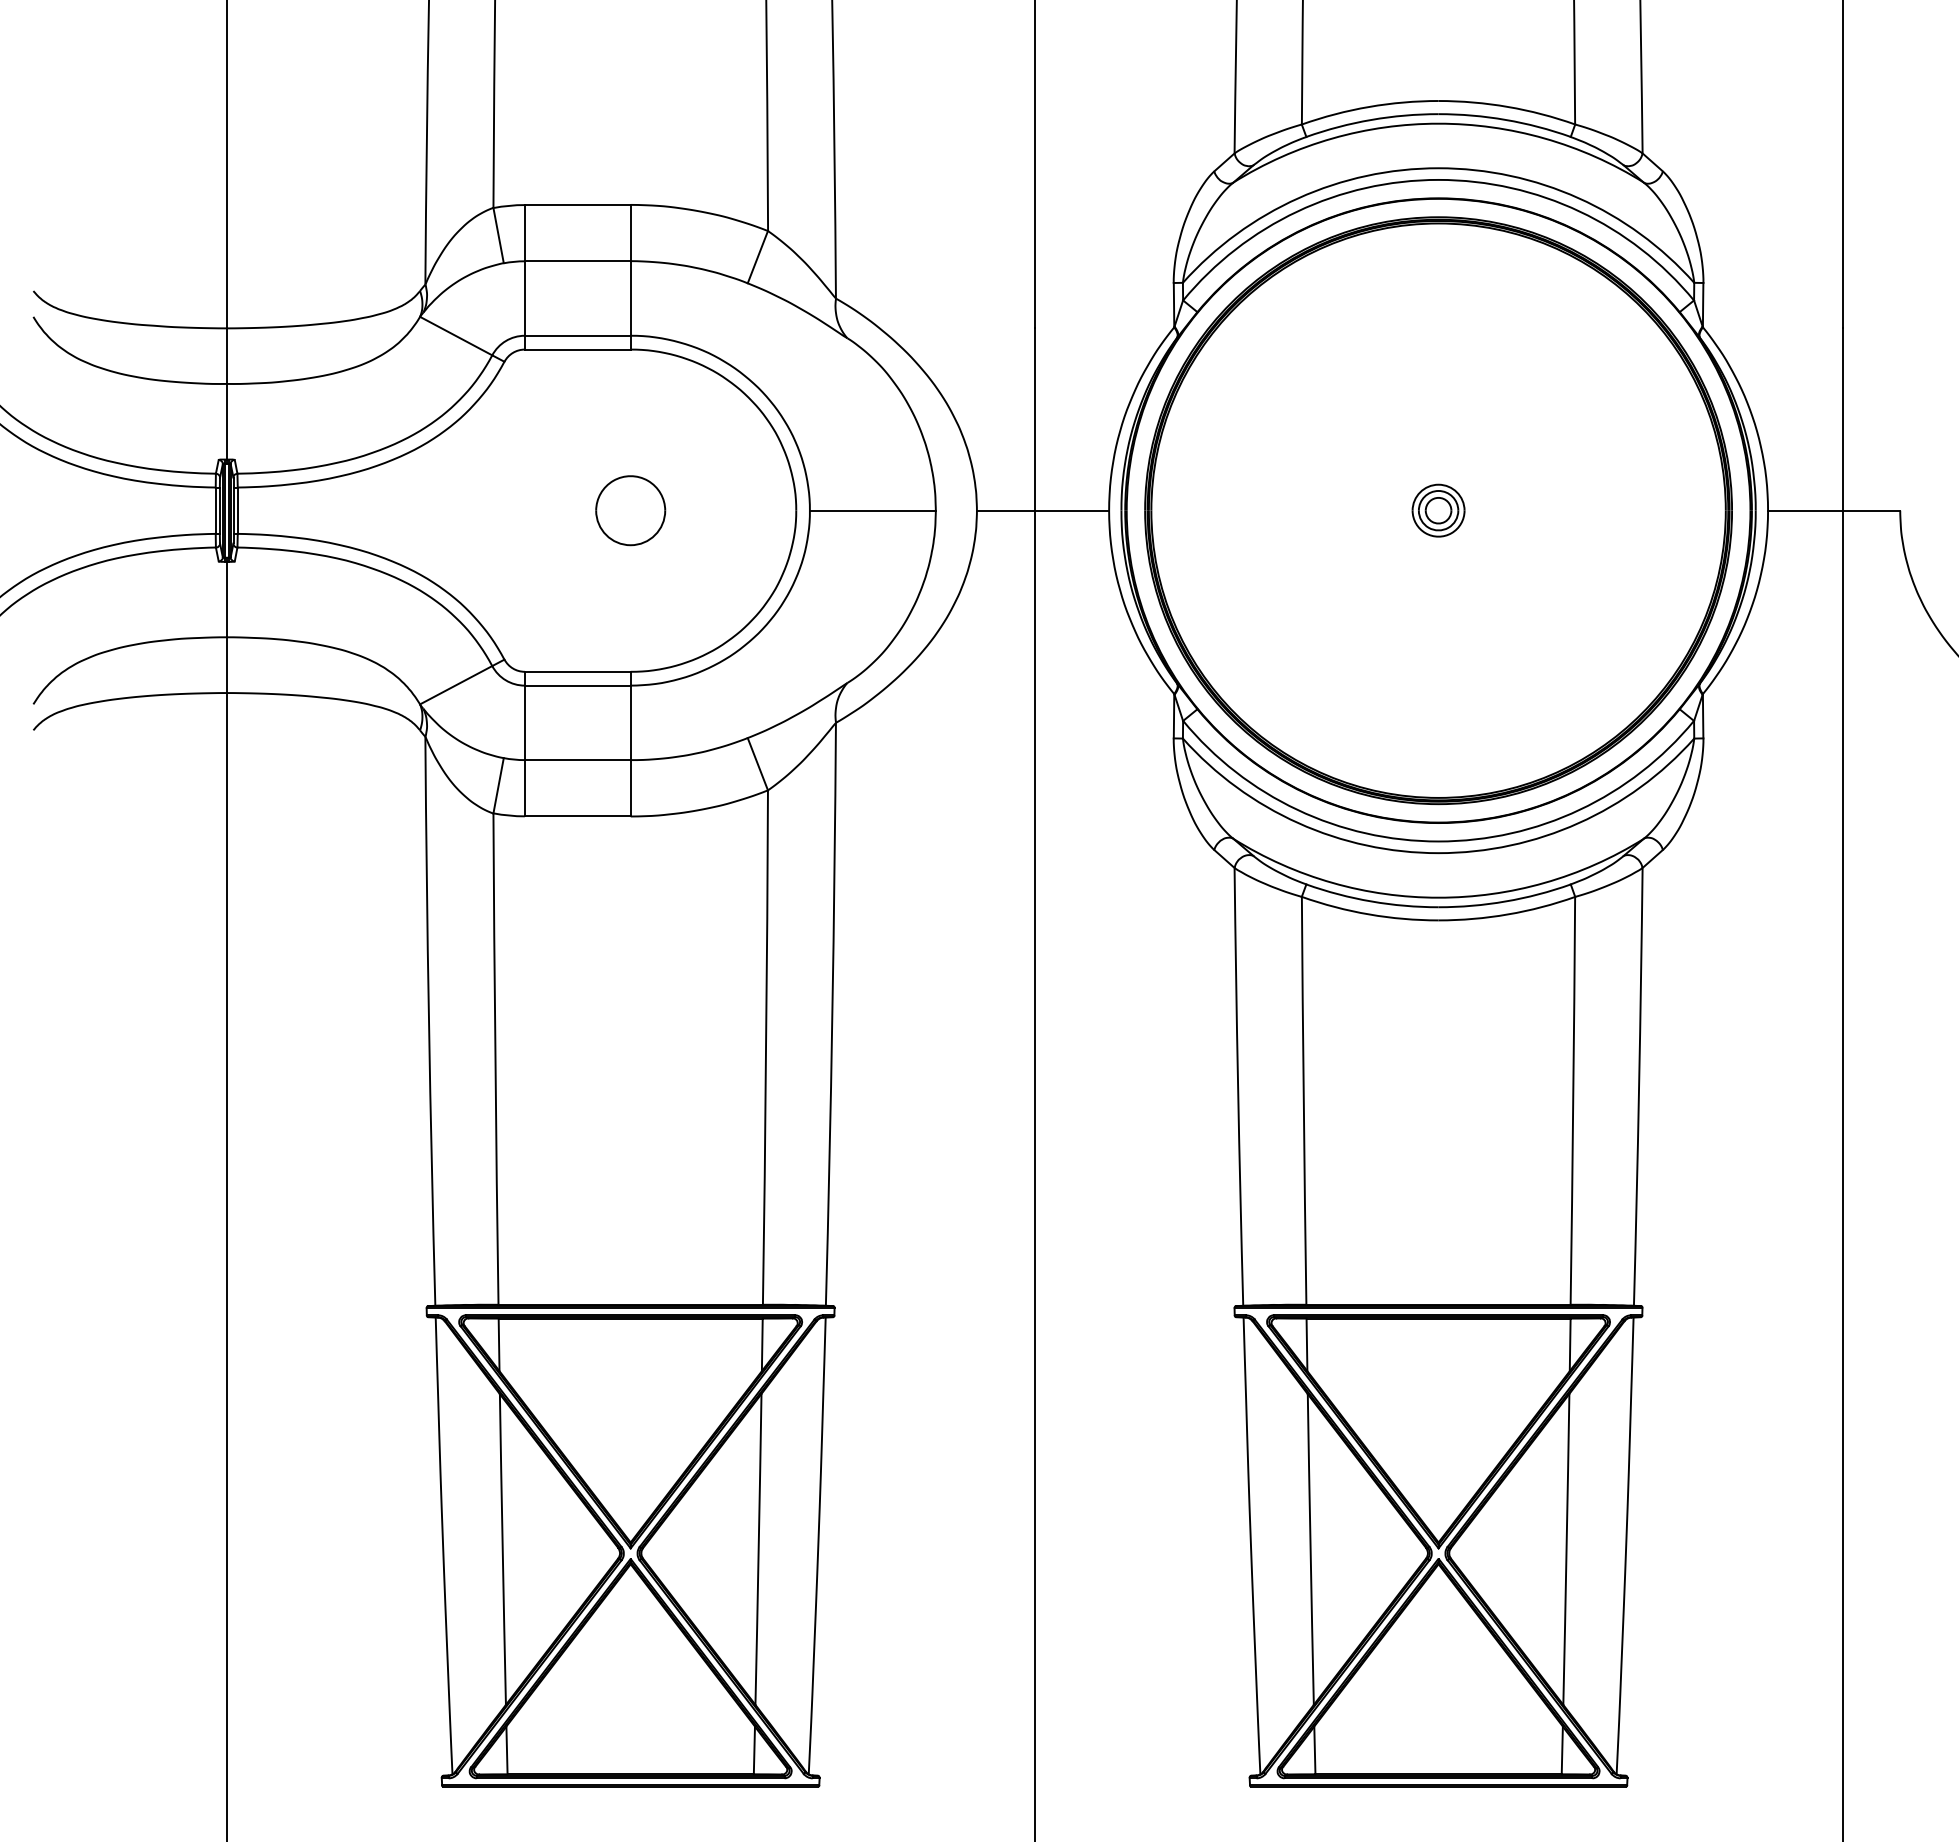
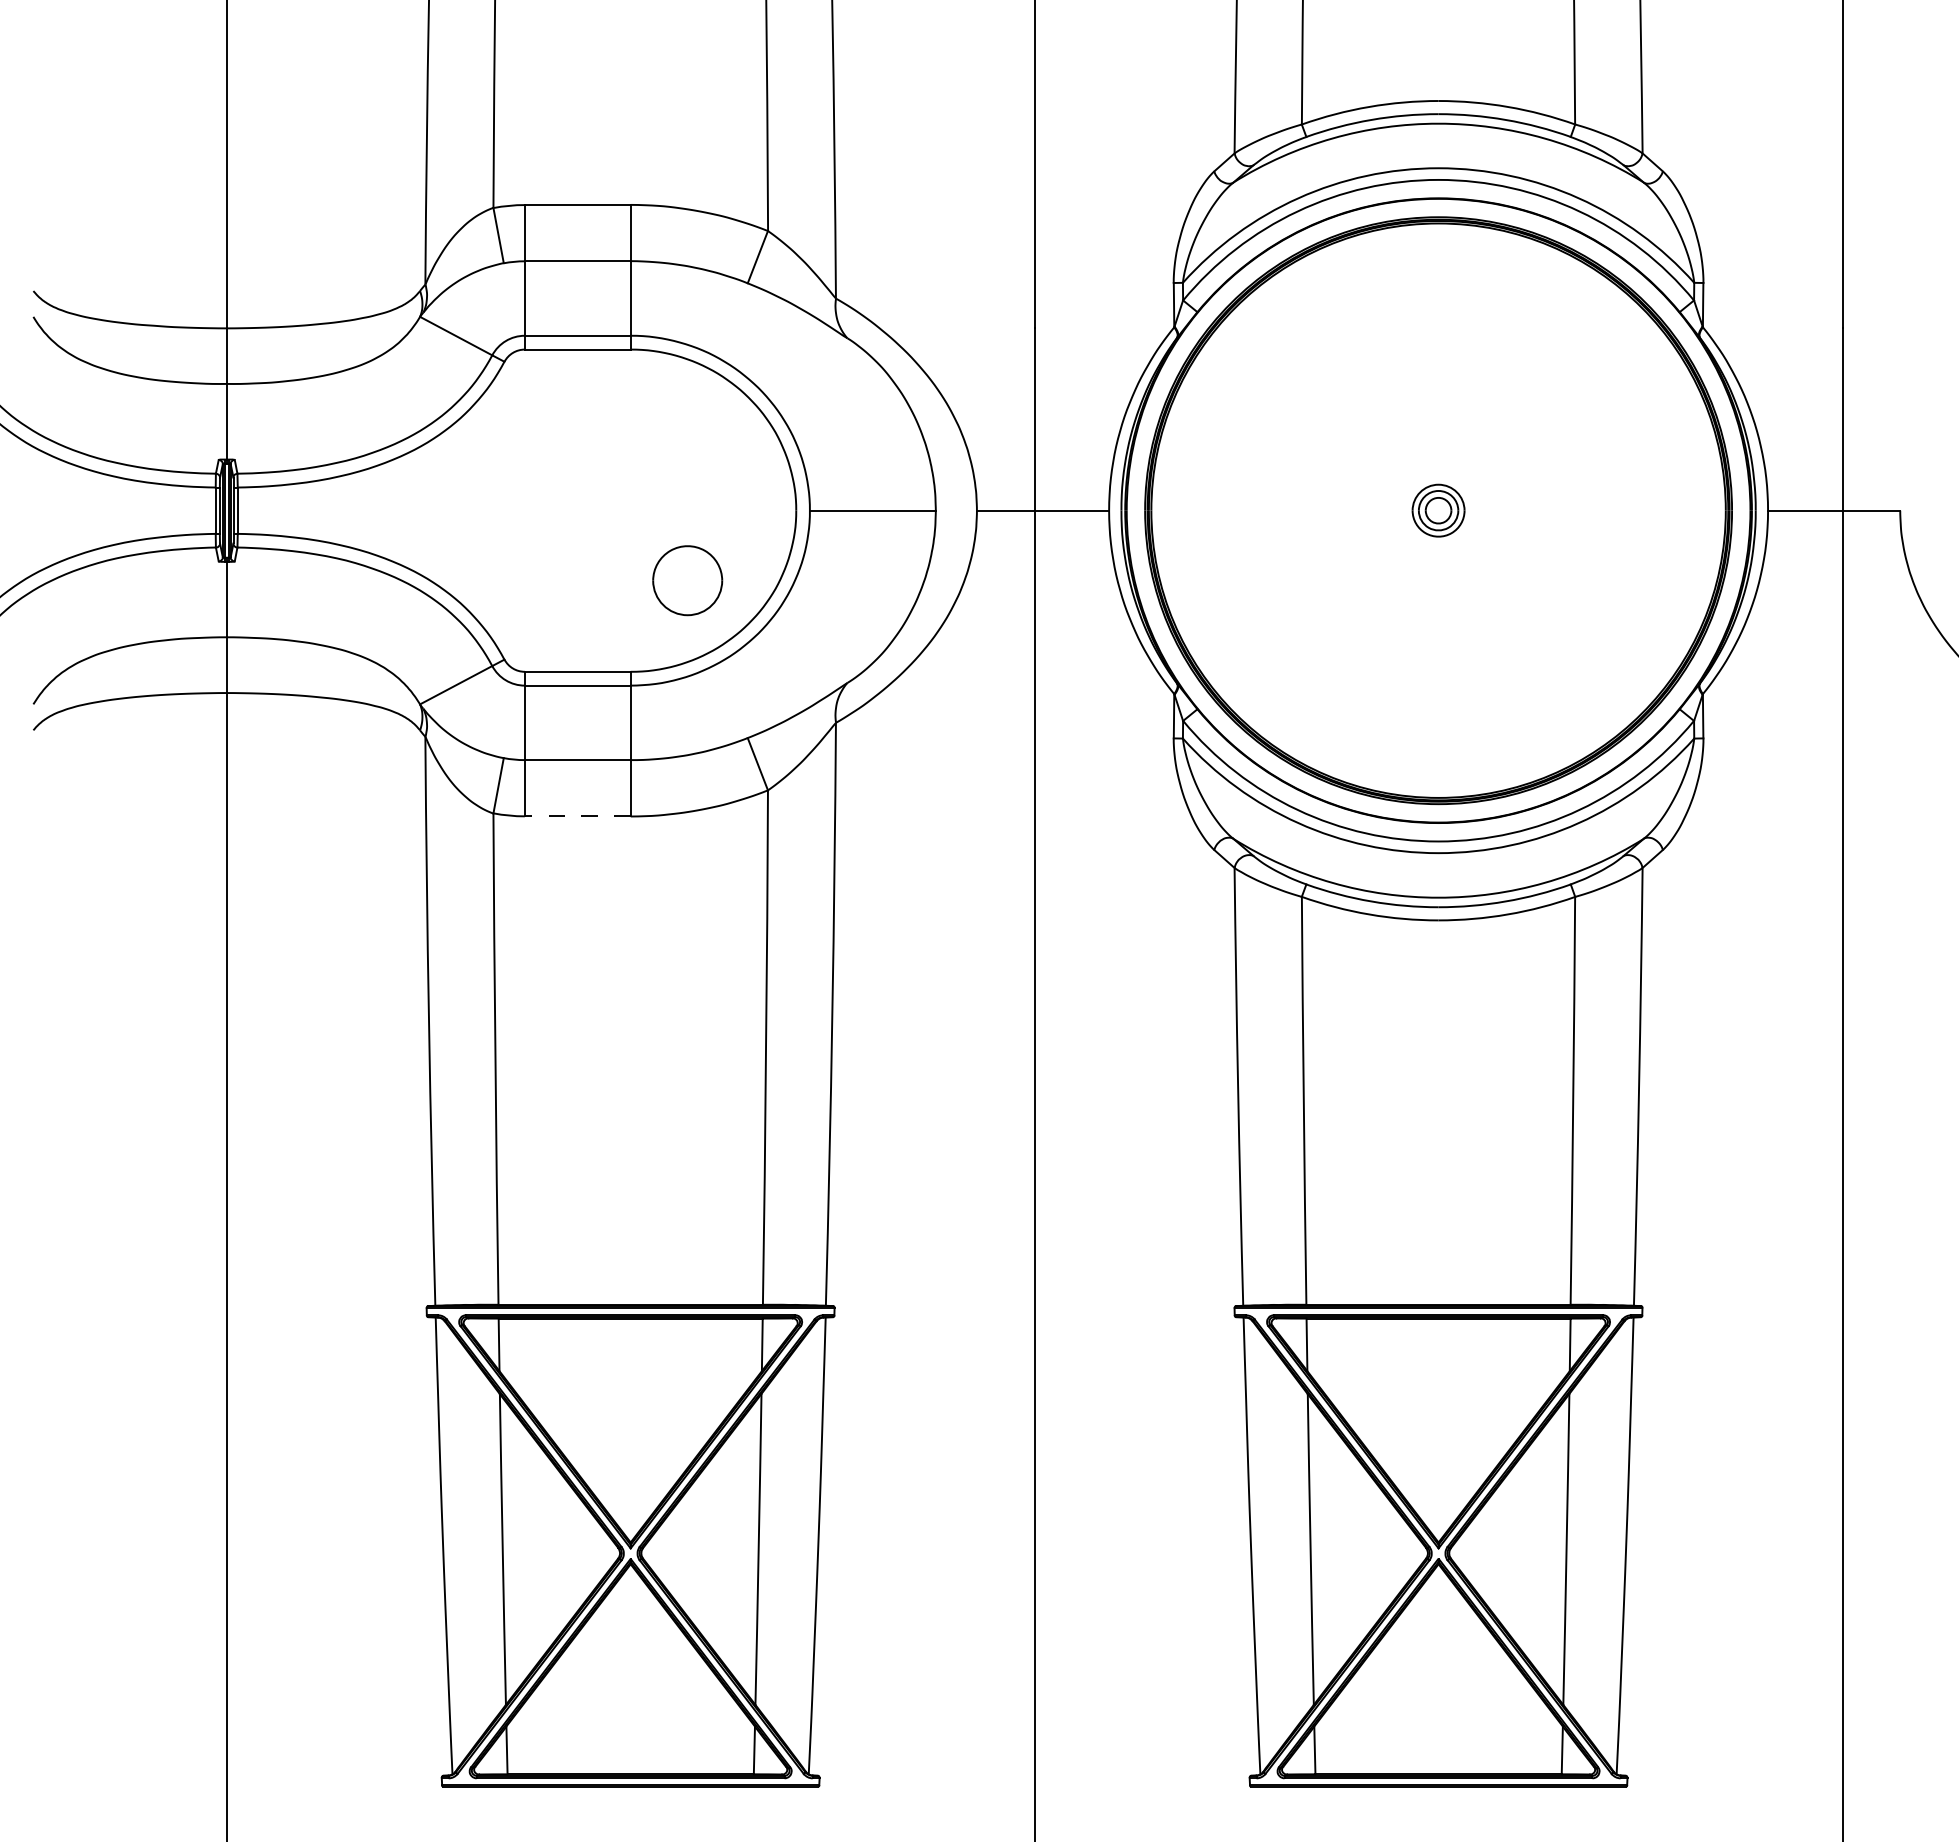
part position: (630, 510) -> (687, 580) (687, 580)
line: solid -> dashed (577, 816)
